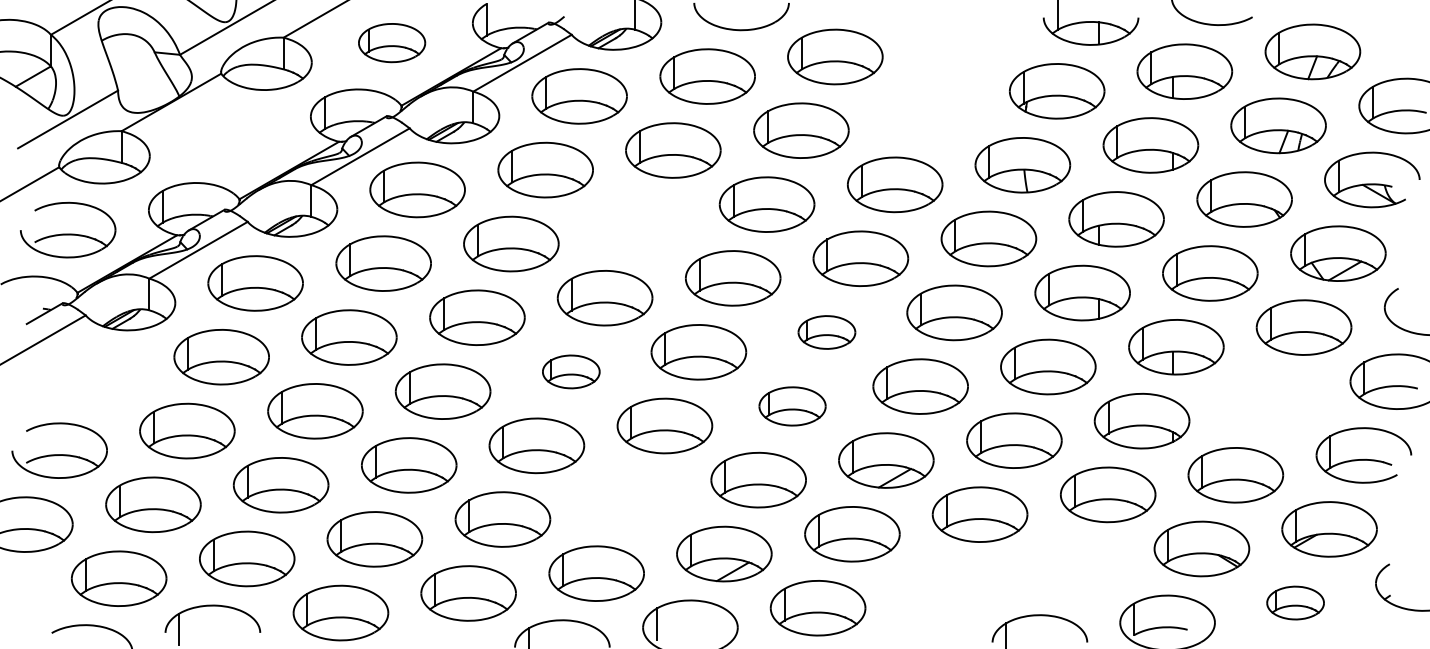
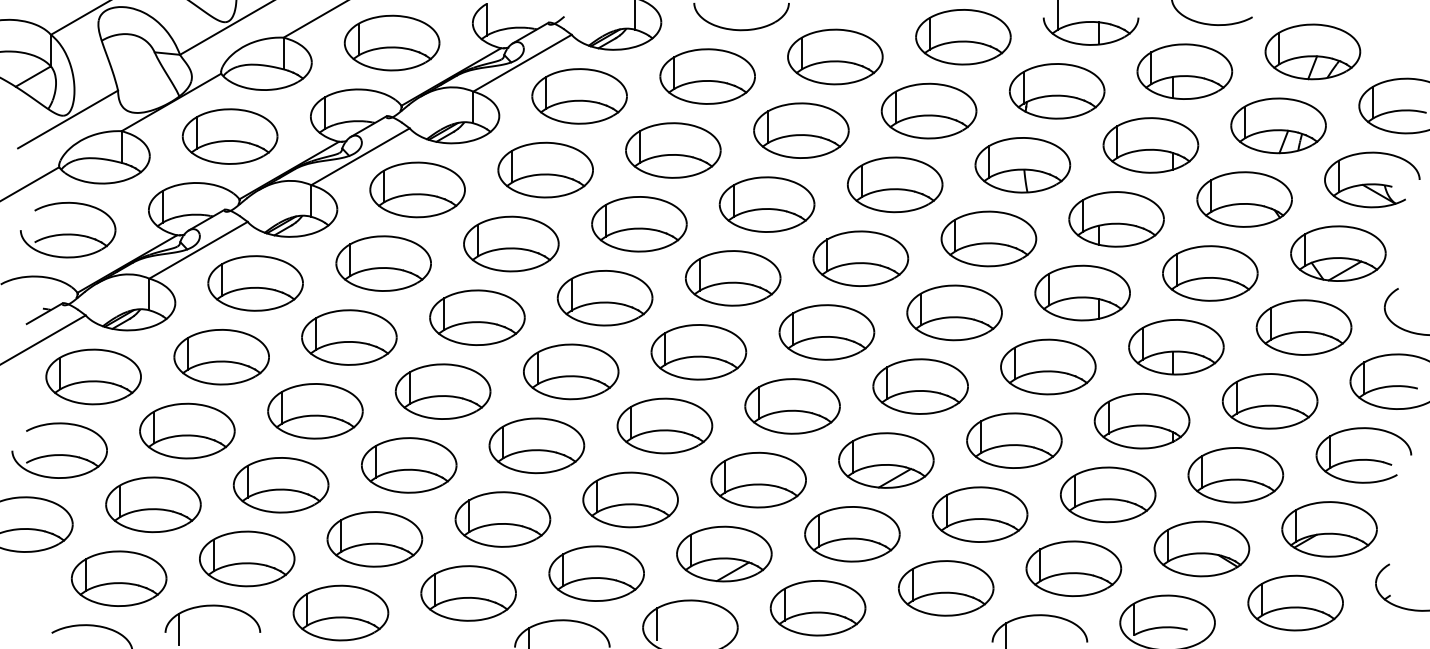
part: none -> present (963, 37)
part size: 69x41 px -> 98x58 px (391, 42)
part: none -> present (928, 110)
part: none -> present (229, 136)
part: none -> present (639, 224)
part size: 60x35 px -> 98x57 px (826, 332)
part size: 59x36 px -> 97x58 px (571, 371)
part: none -> present (93, 376)
part: none -> present (1269, 401)
part size: 69x41 px -> 97x57 px (792, 406)
part: none -> present (630, 499)
part: none -> present (1073, 568)
part: none -> present (946, 588)
part size: 59x36 px -> 97x58 px (1295, 602)
